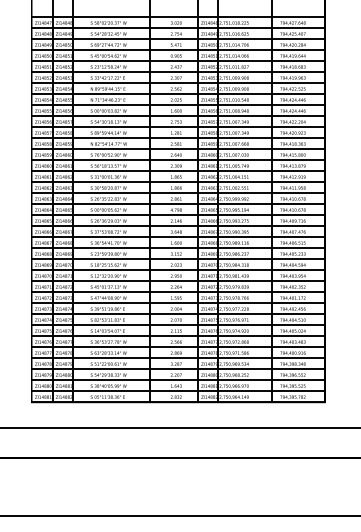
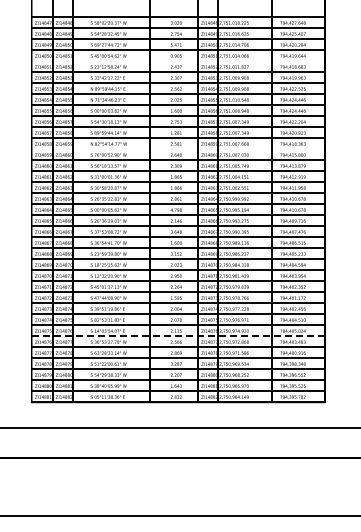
line: present -> none (178, 61)
line: present -> none (178, 149)
line: solid -> dashed (178, 336)
